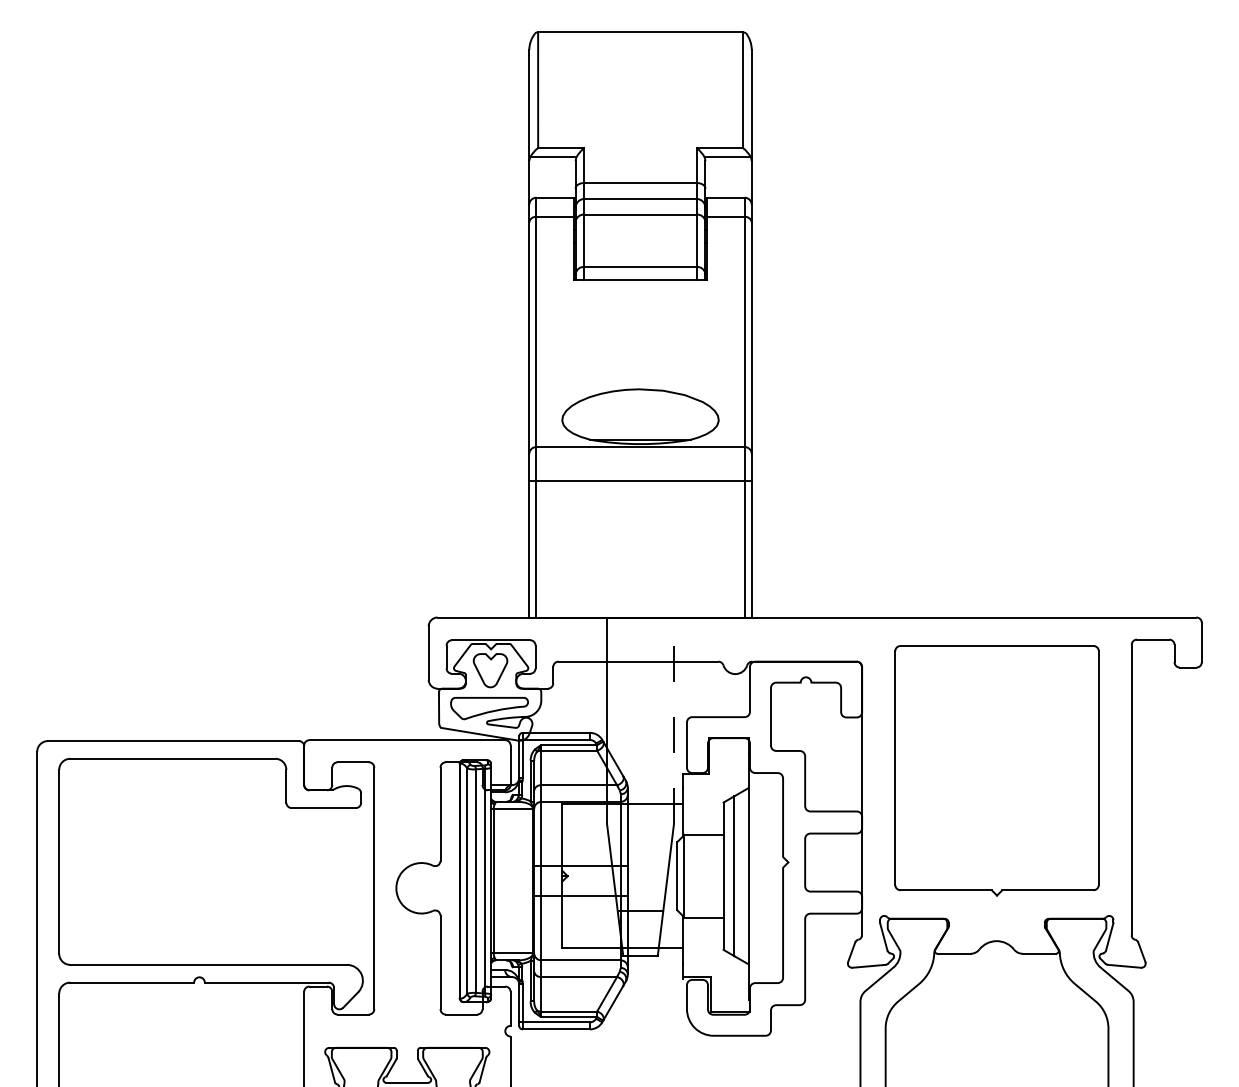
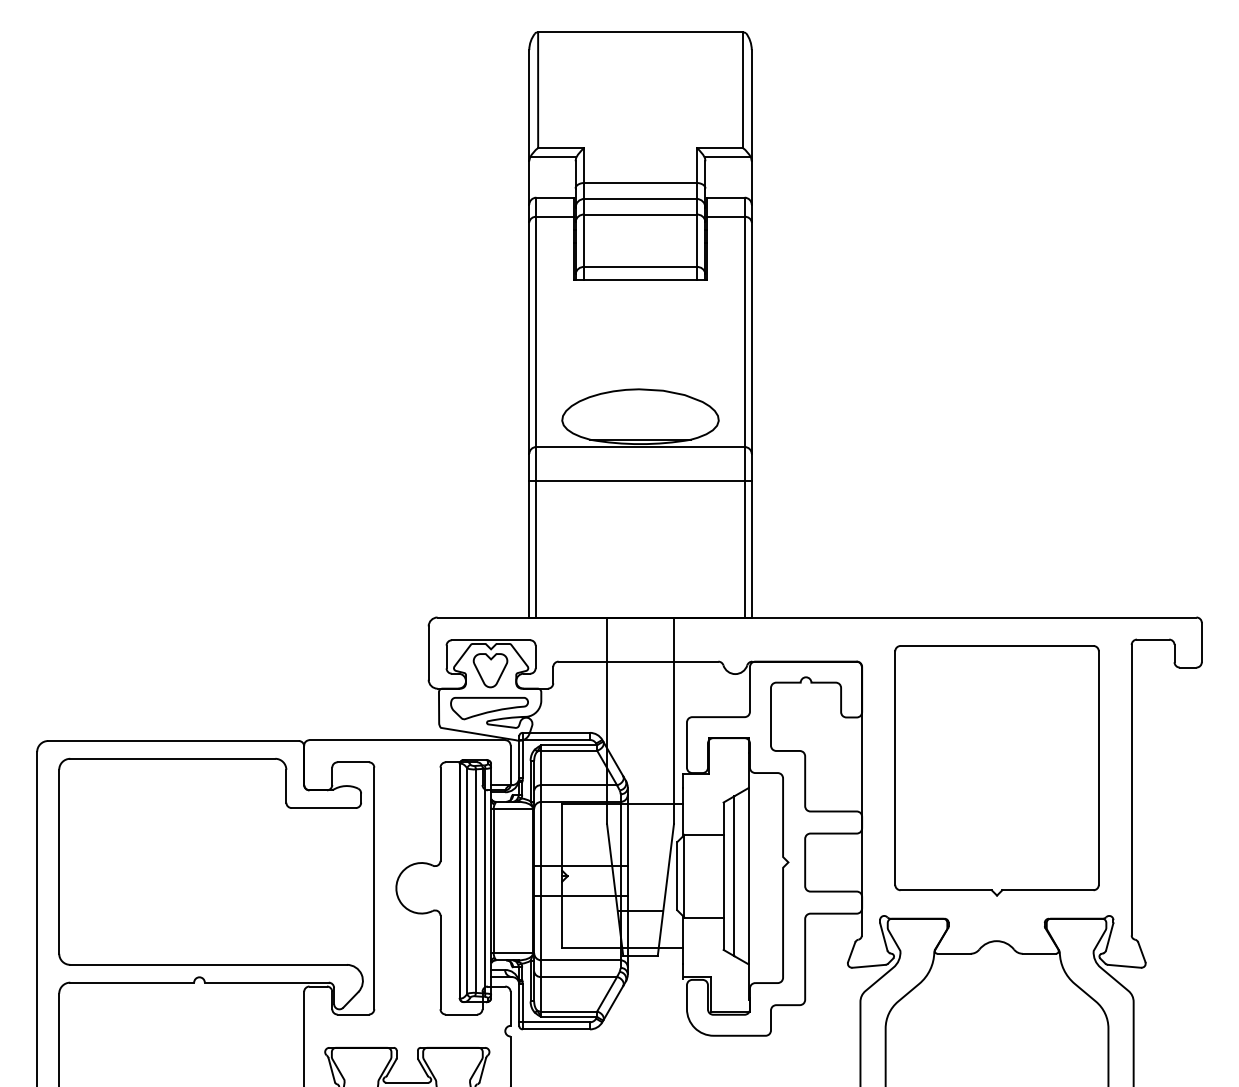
line: dashed -> solid (673, 720)
